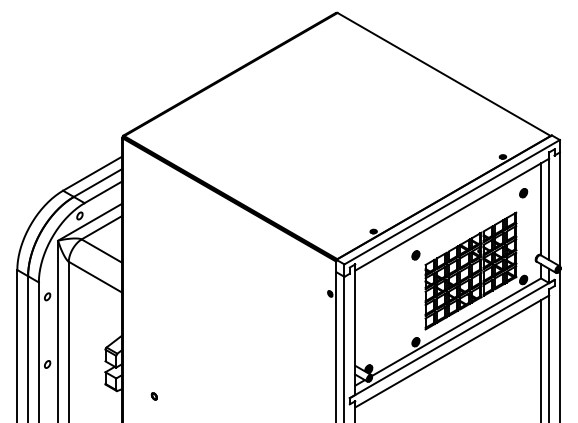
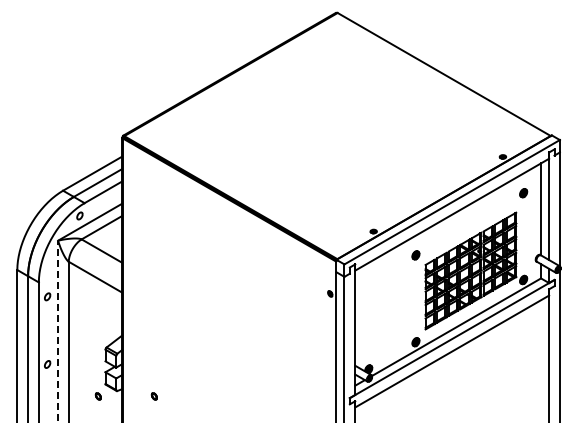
line: solid -> dashed (58, 331)
line: present -> none (541, 359)
part: none -> present (97, 396)
